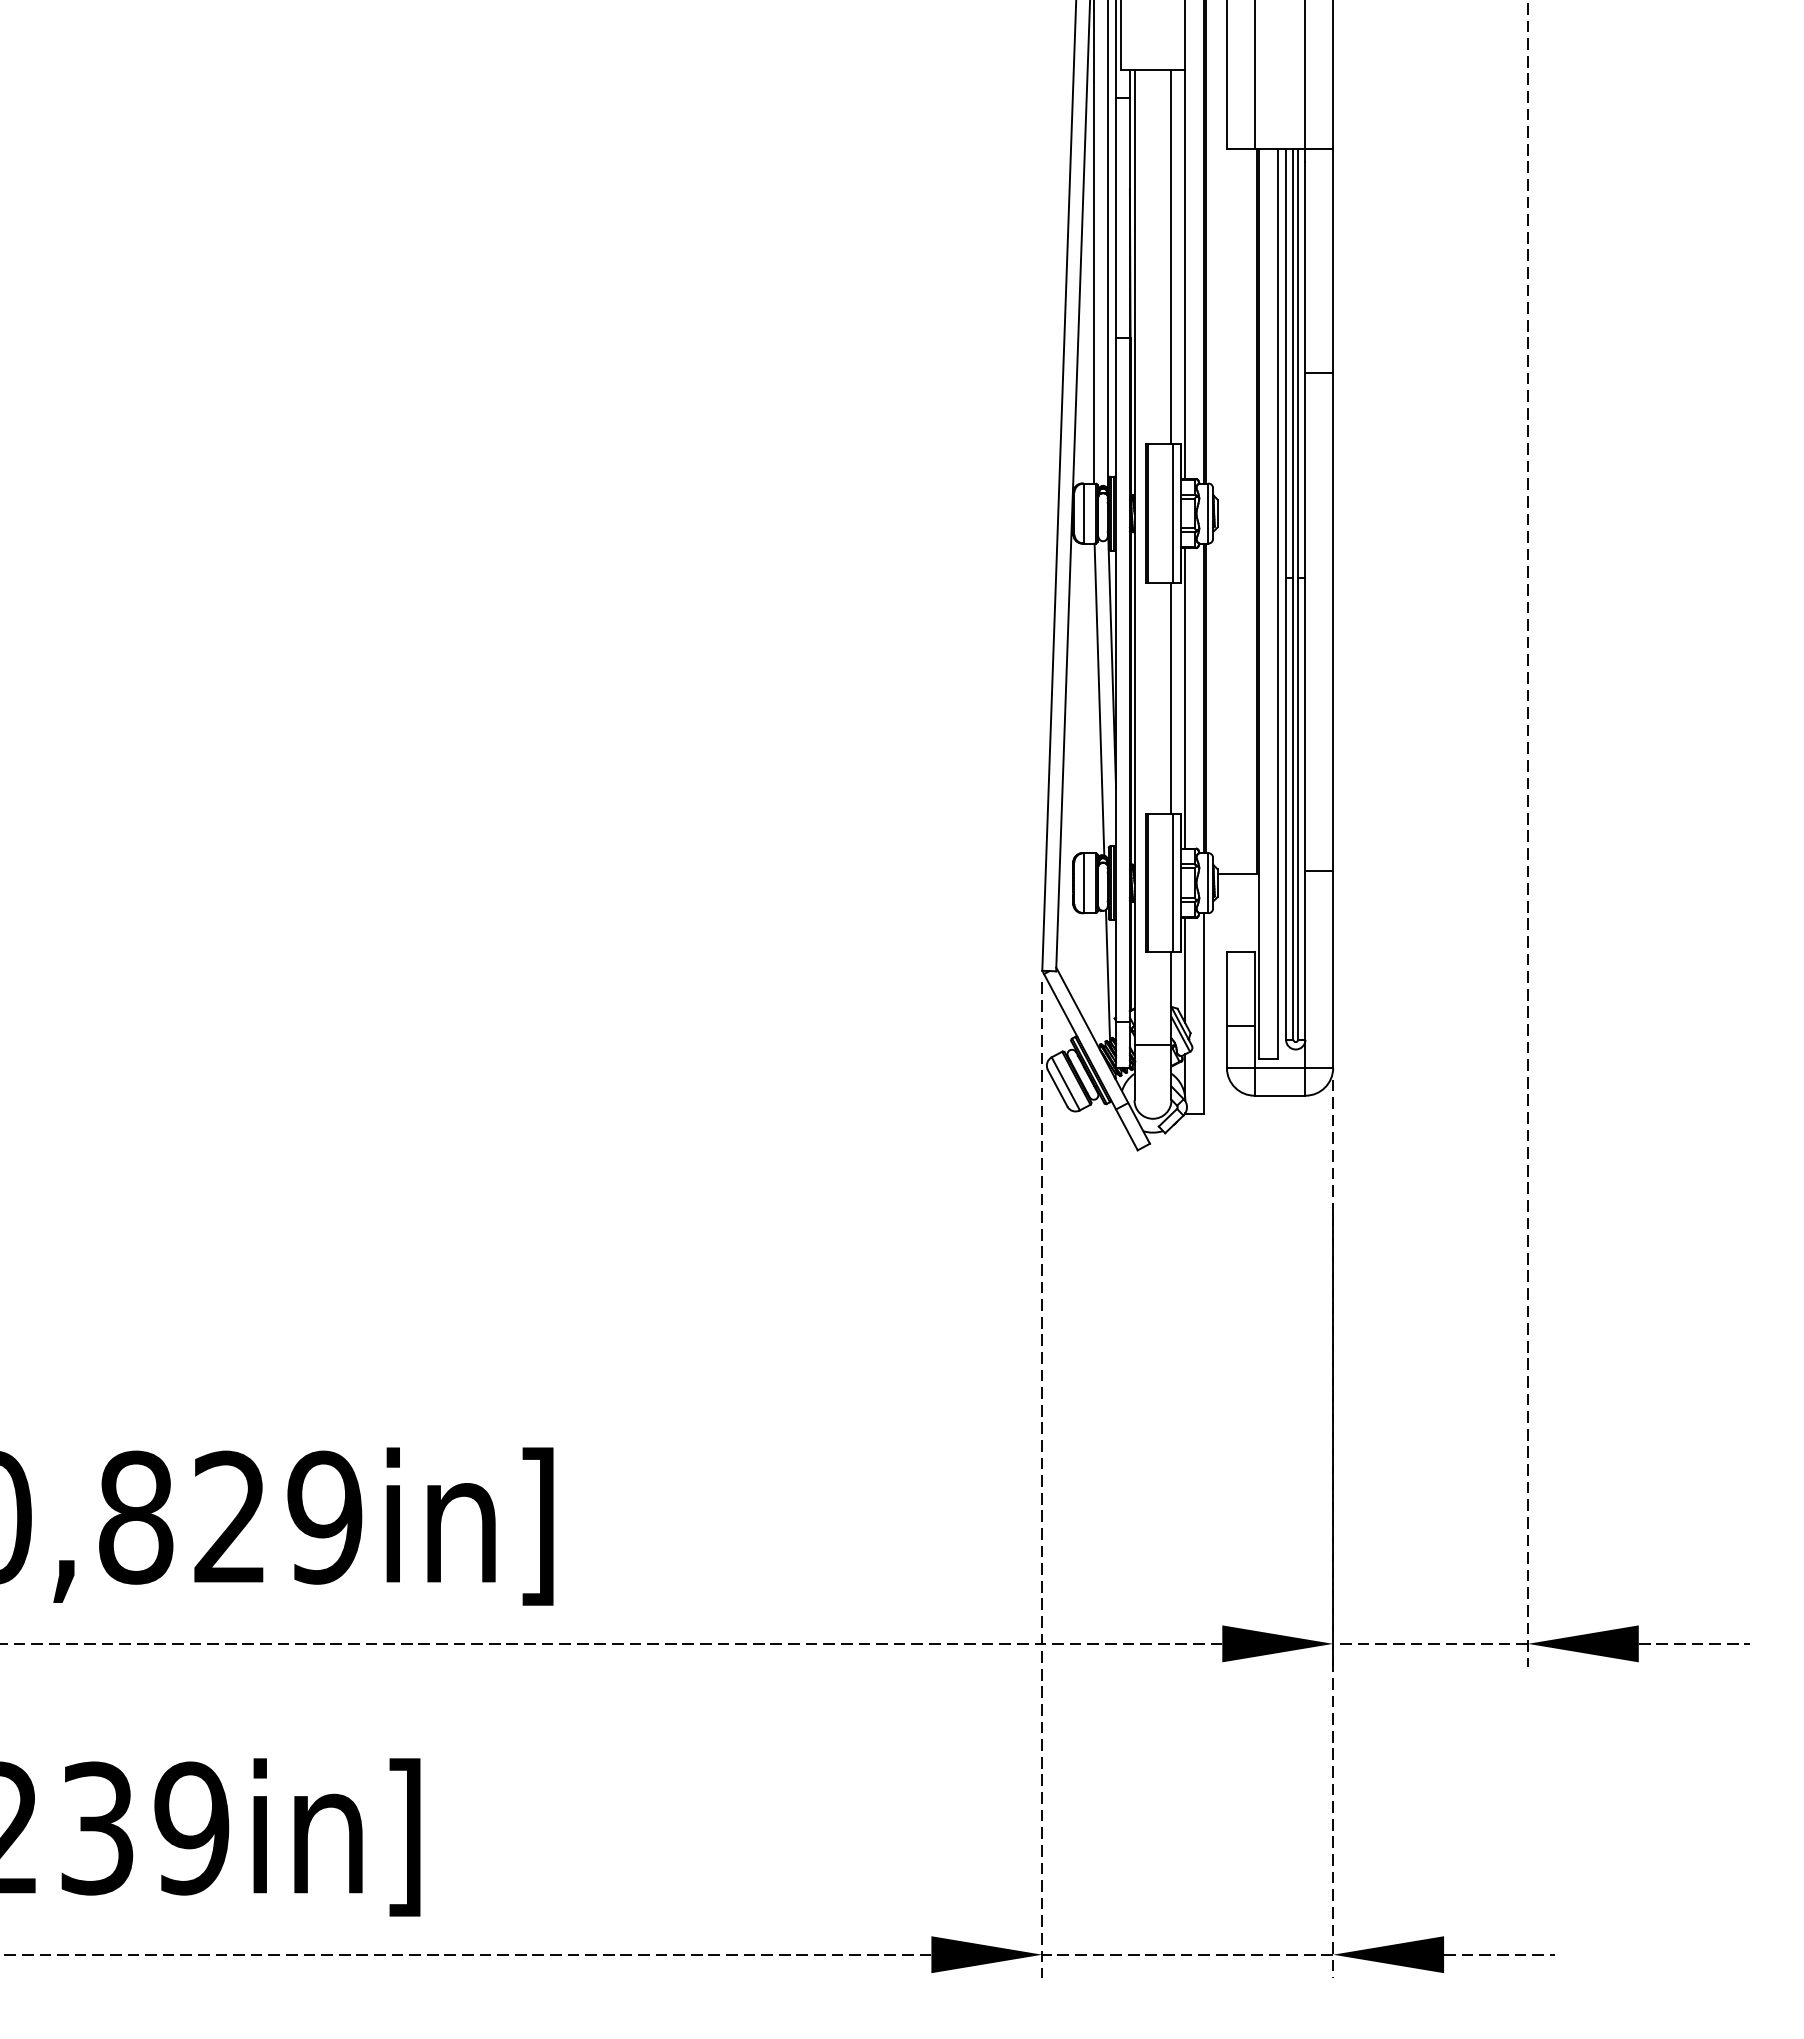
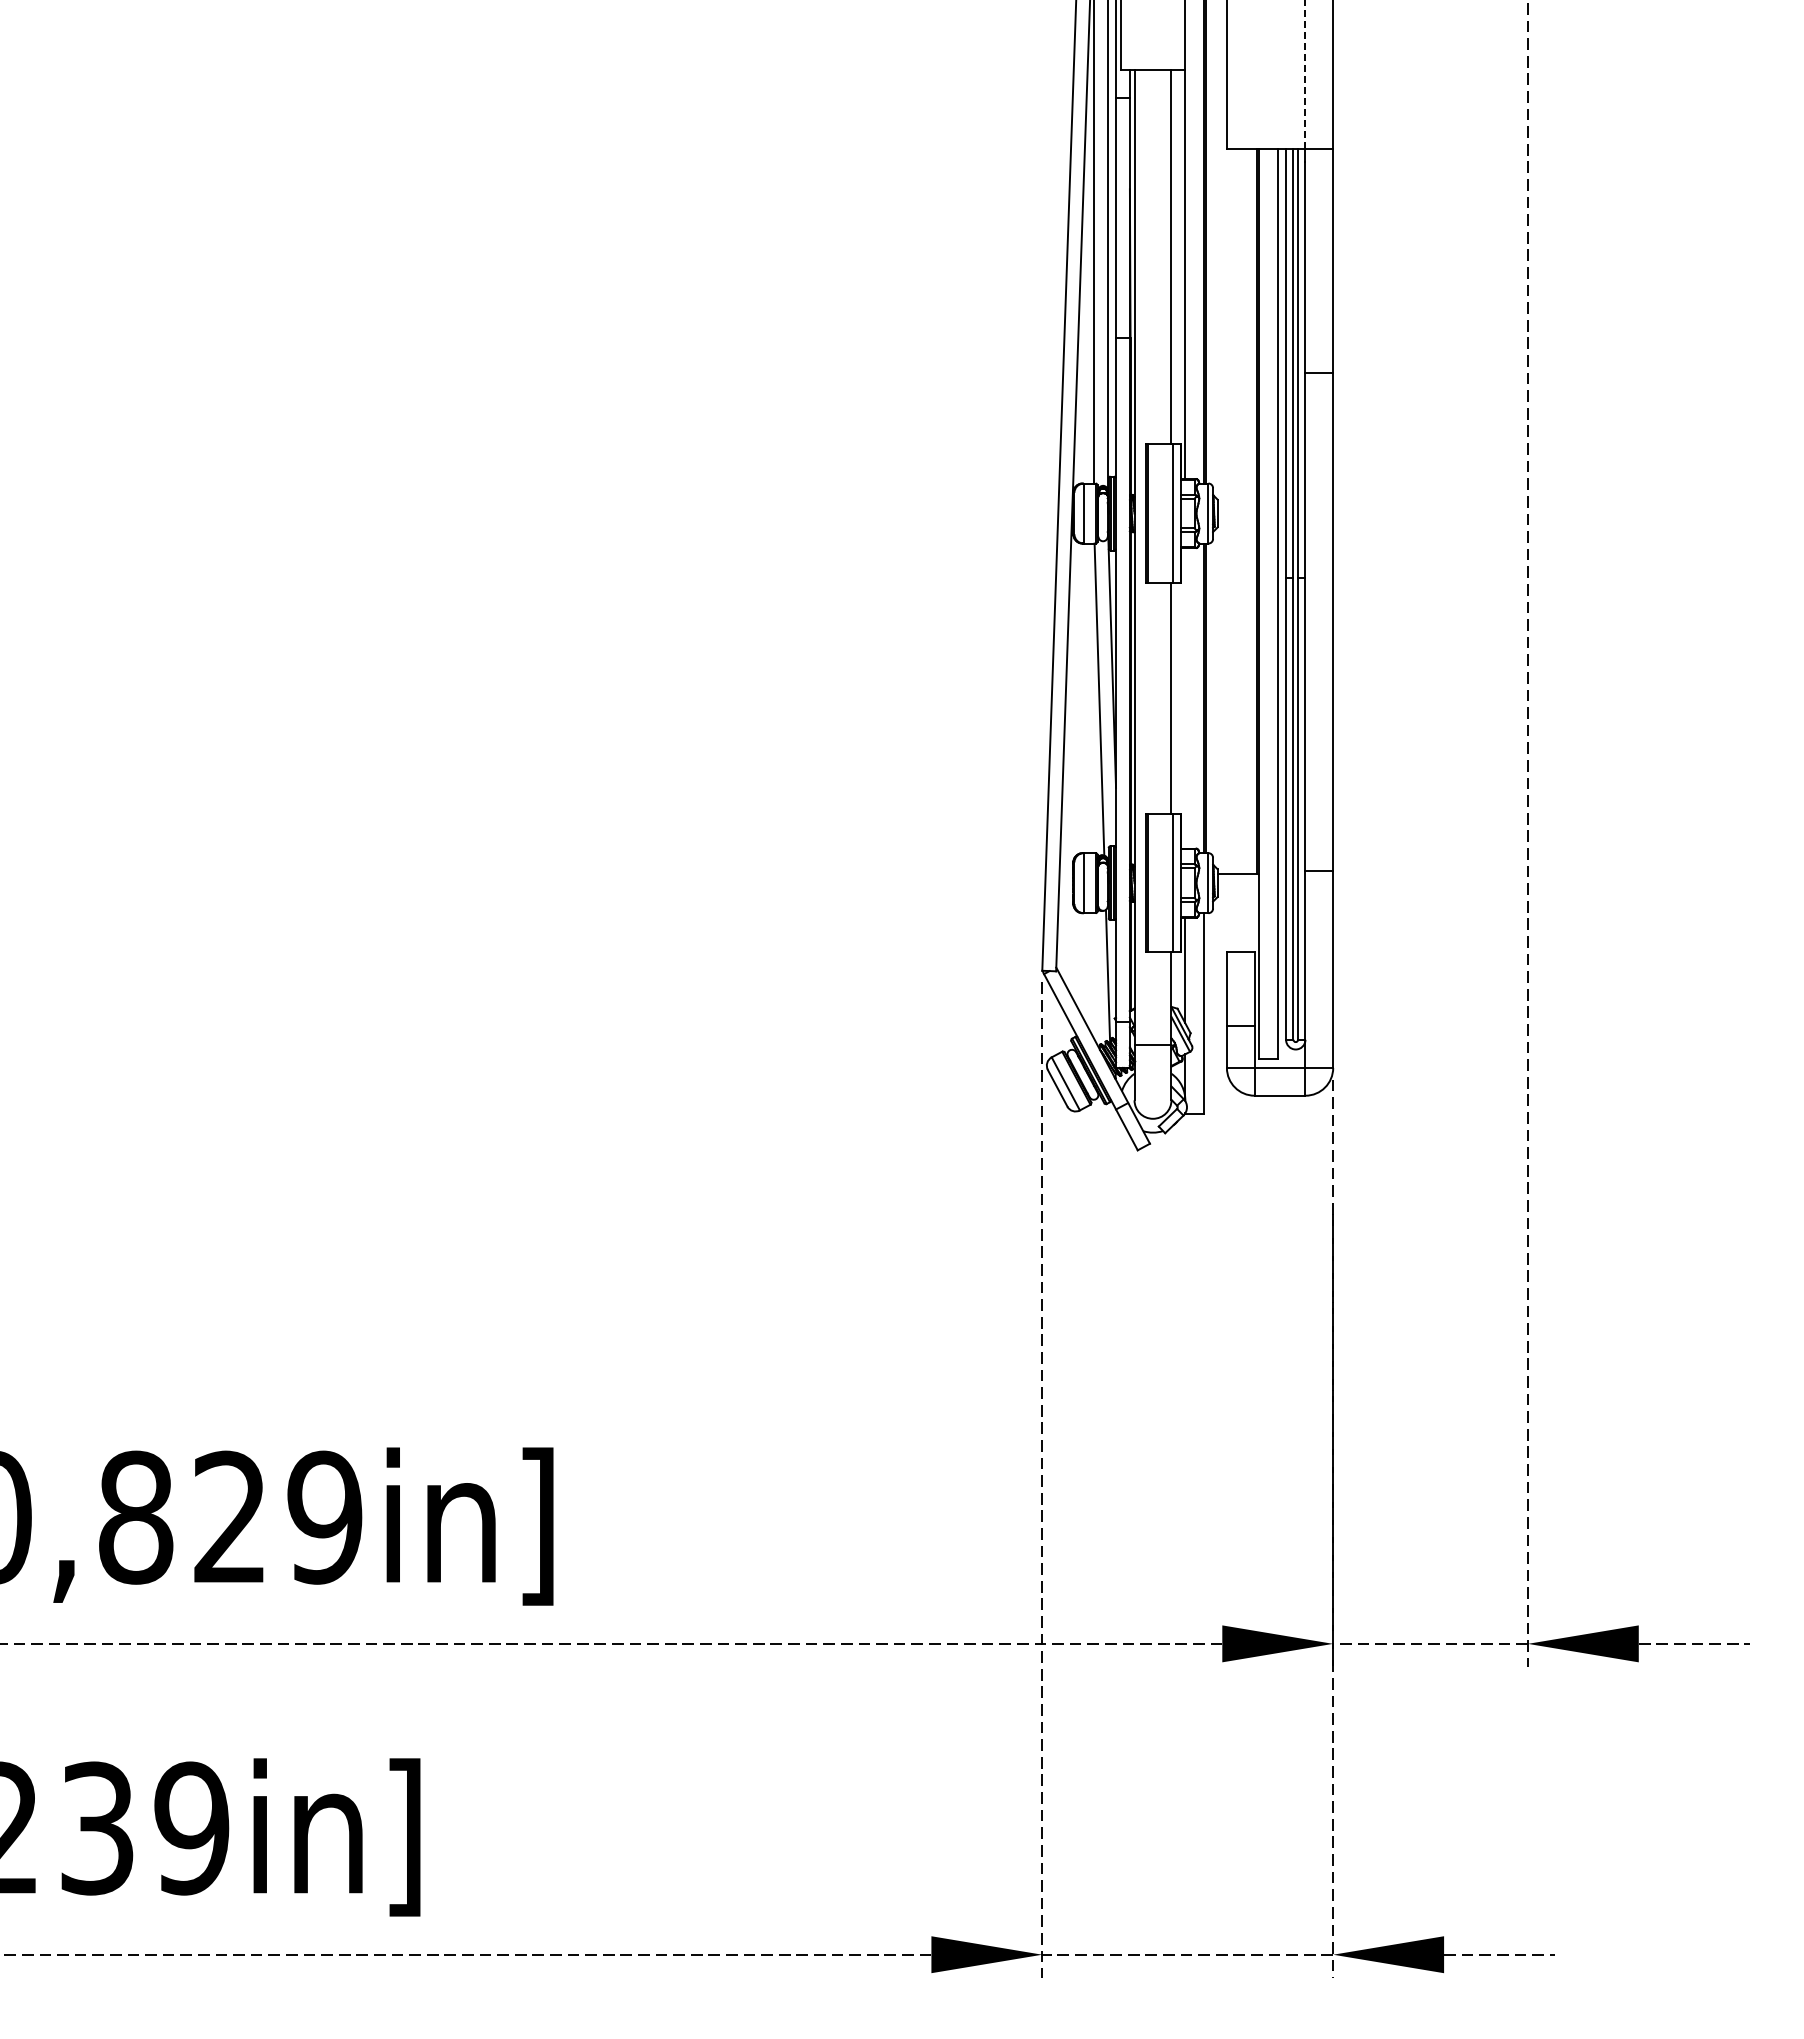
line: solid -> dashed (1305, 74)
line: present -> none (1254, 75)
line: present -> none (1185, 697)
